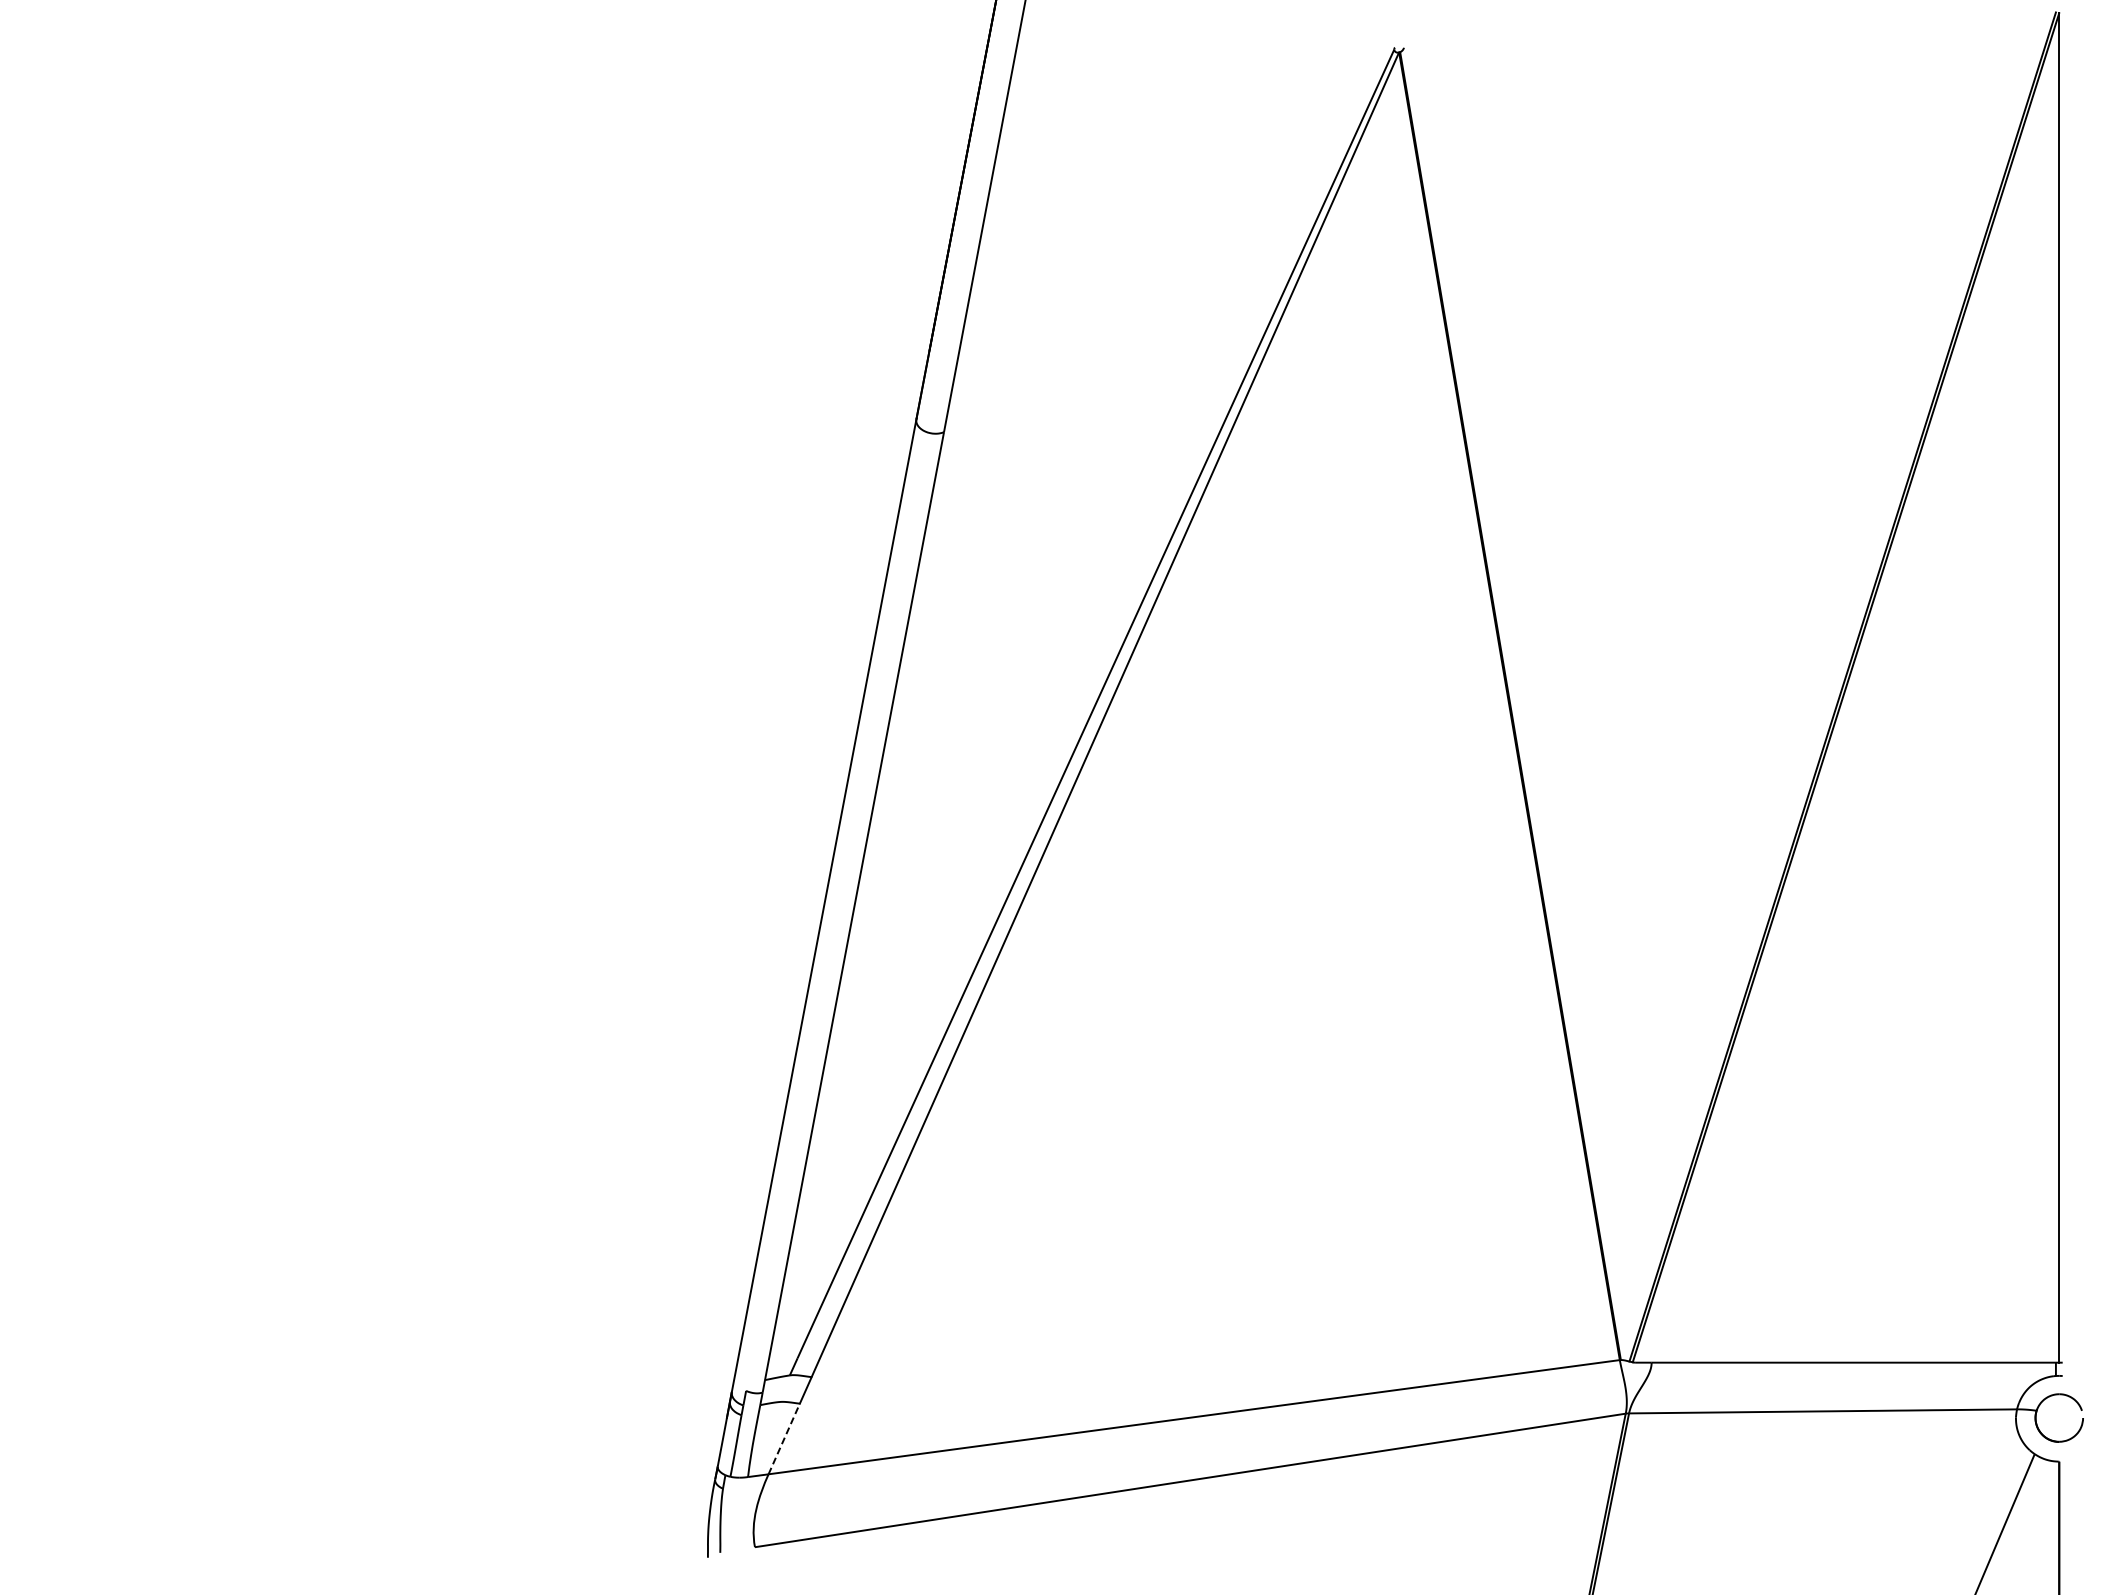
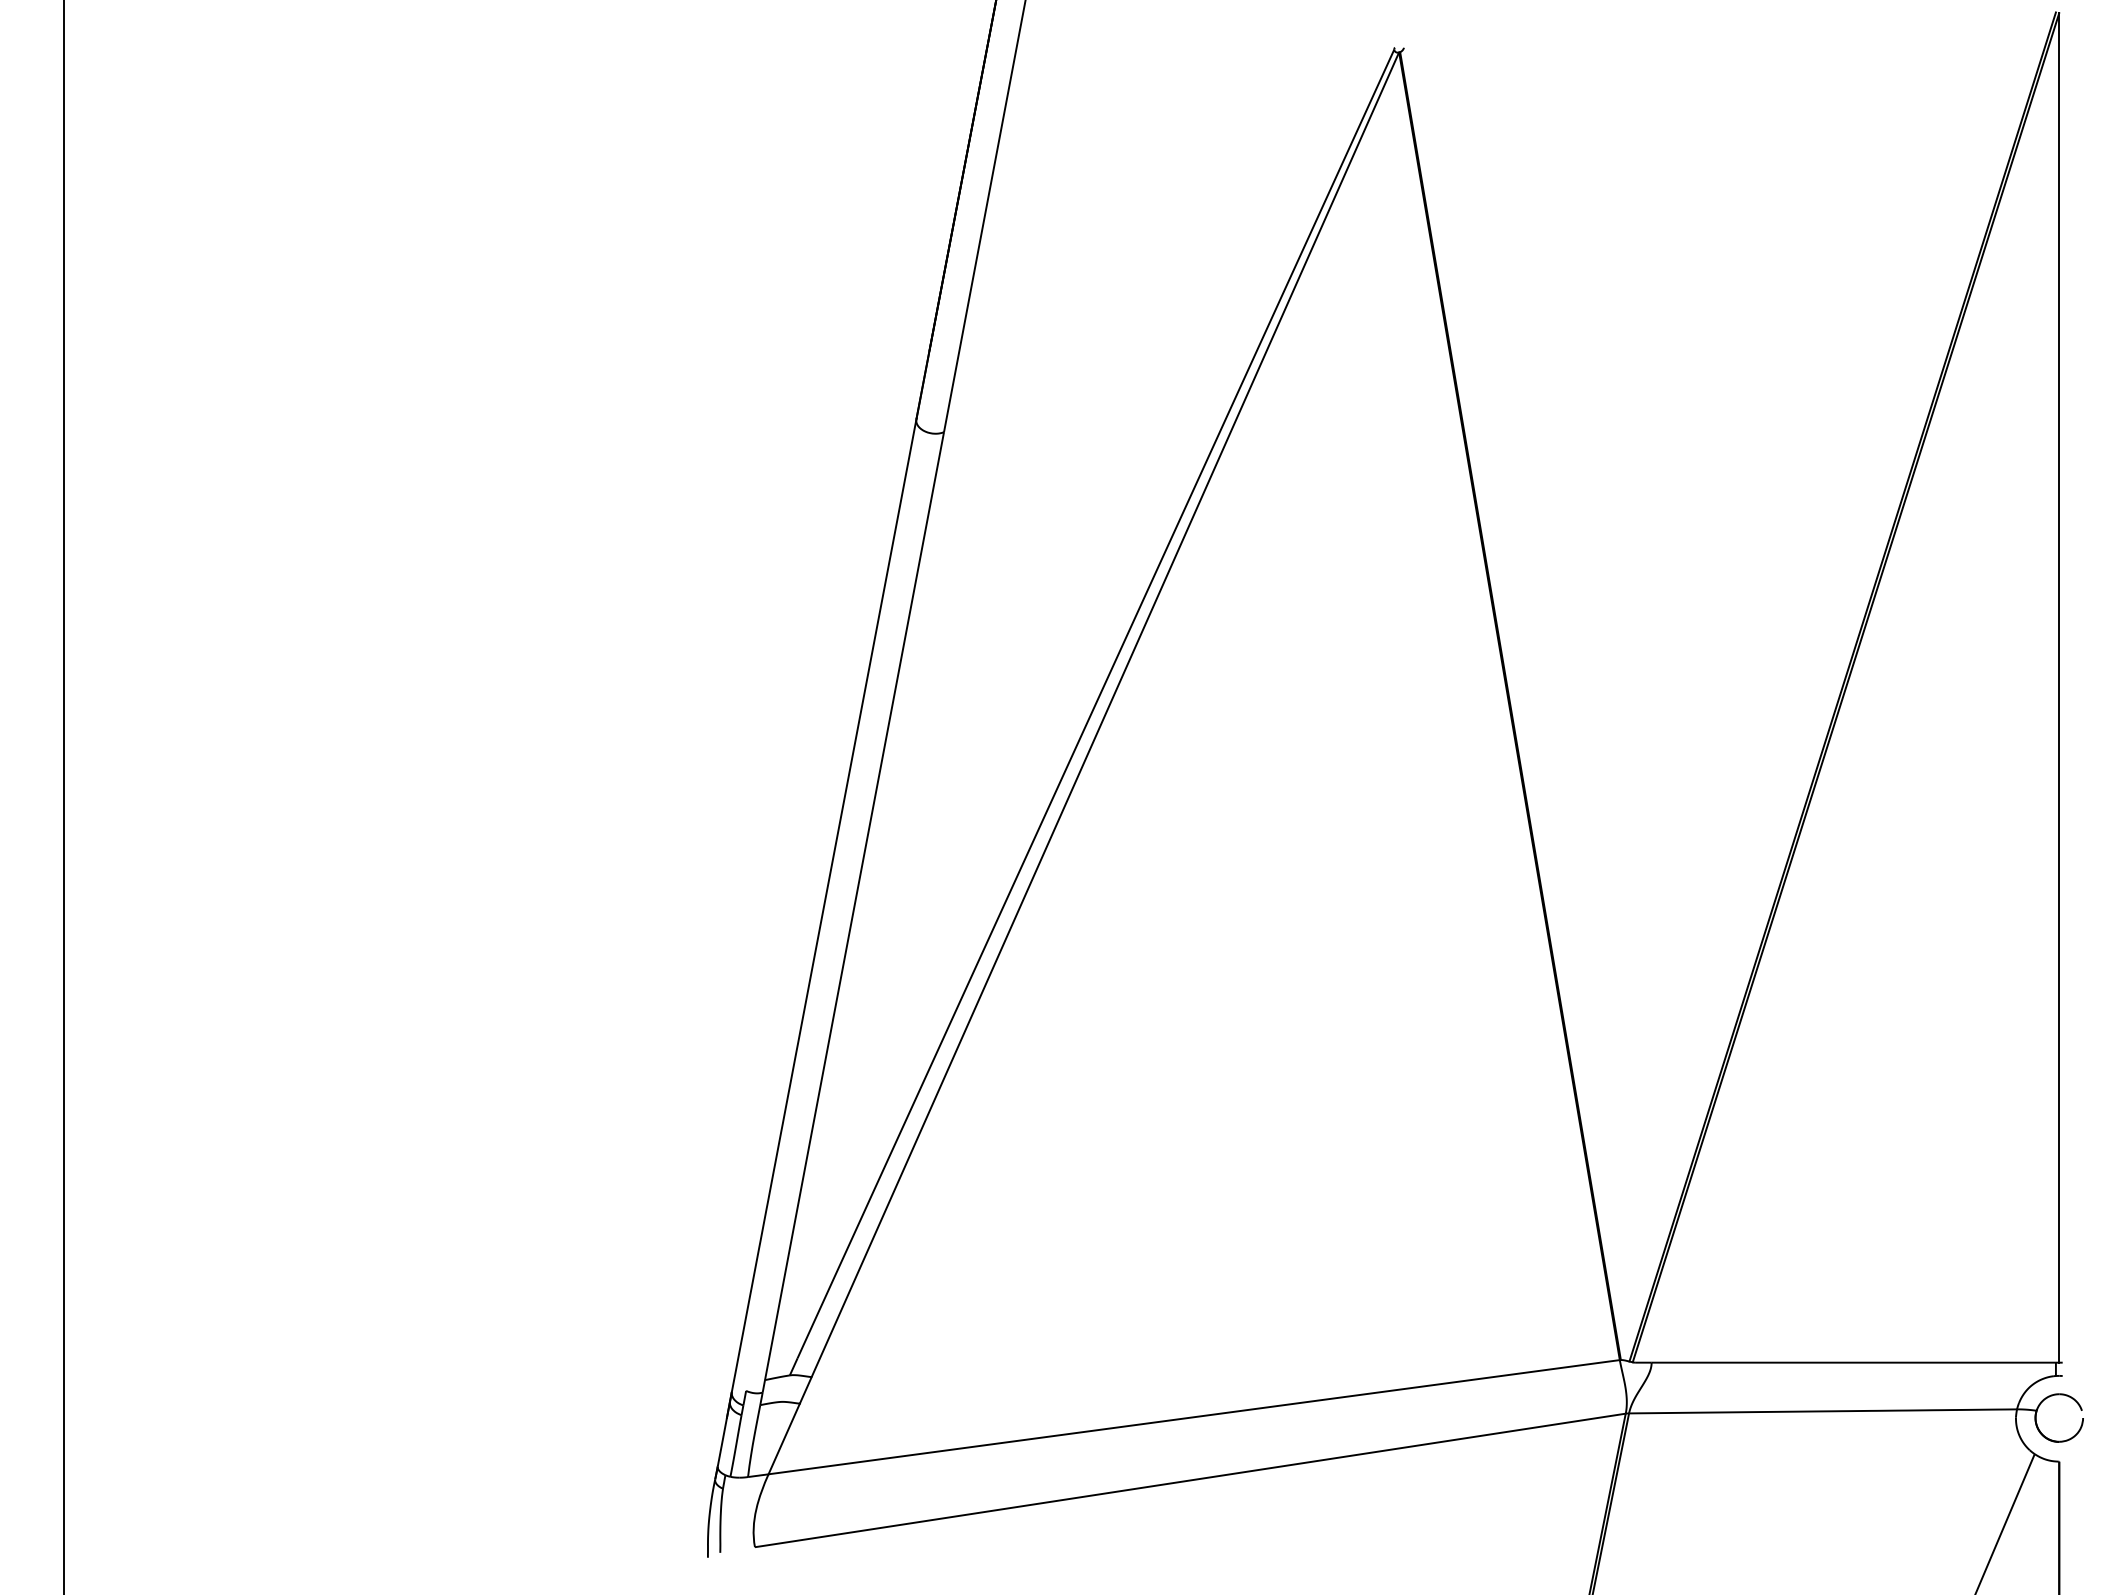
line: none -> present (63, 796)
line: dashed -> solid (784, 1438)
